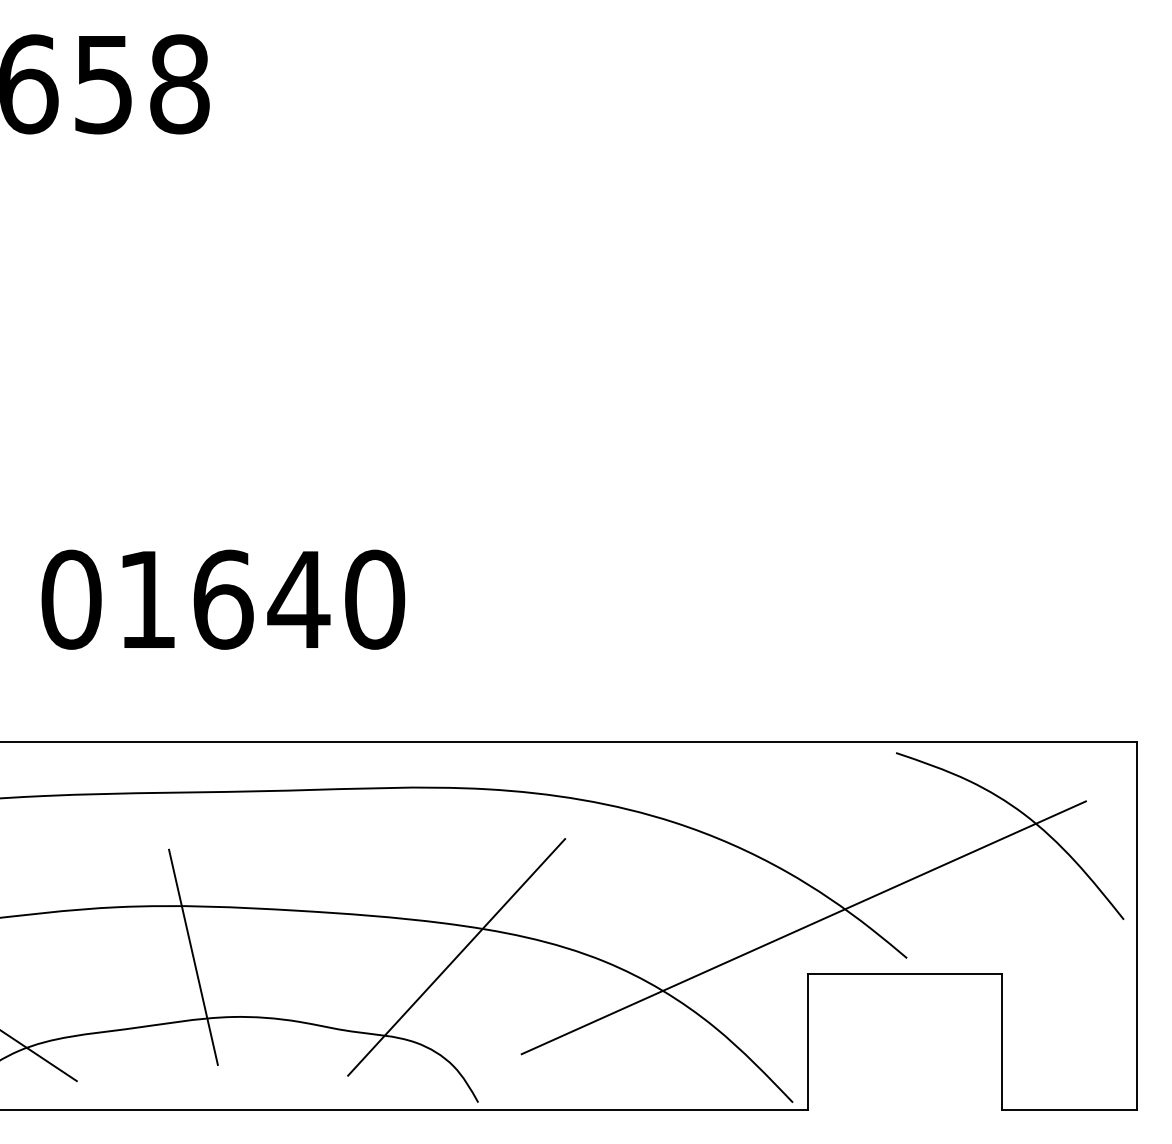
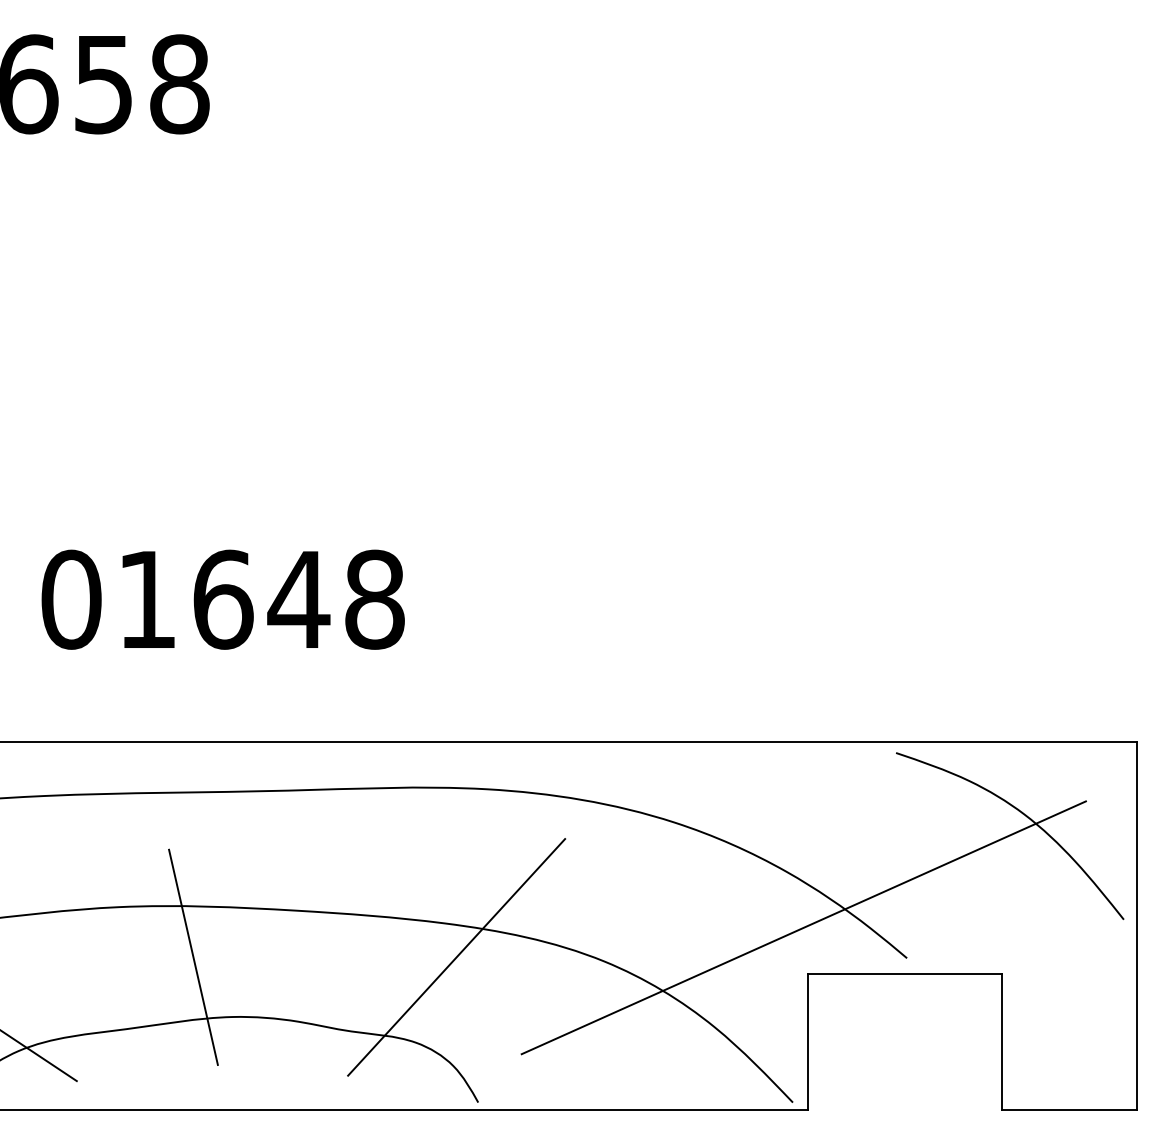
text: 01640 -> 01648 (375, 599)
